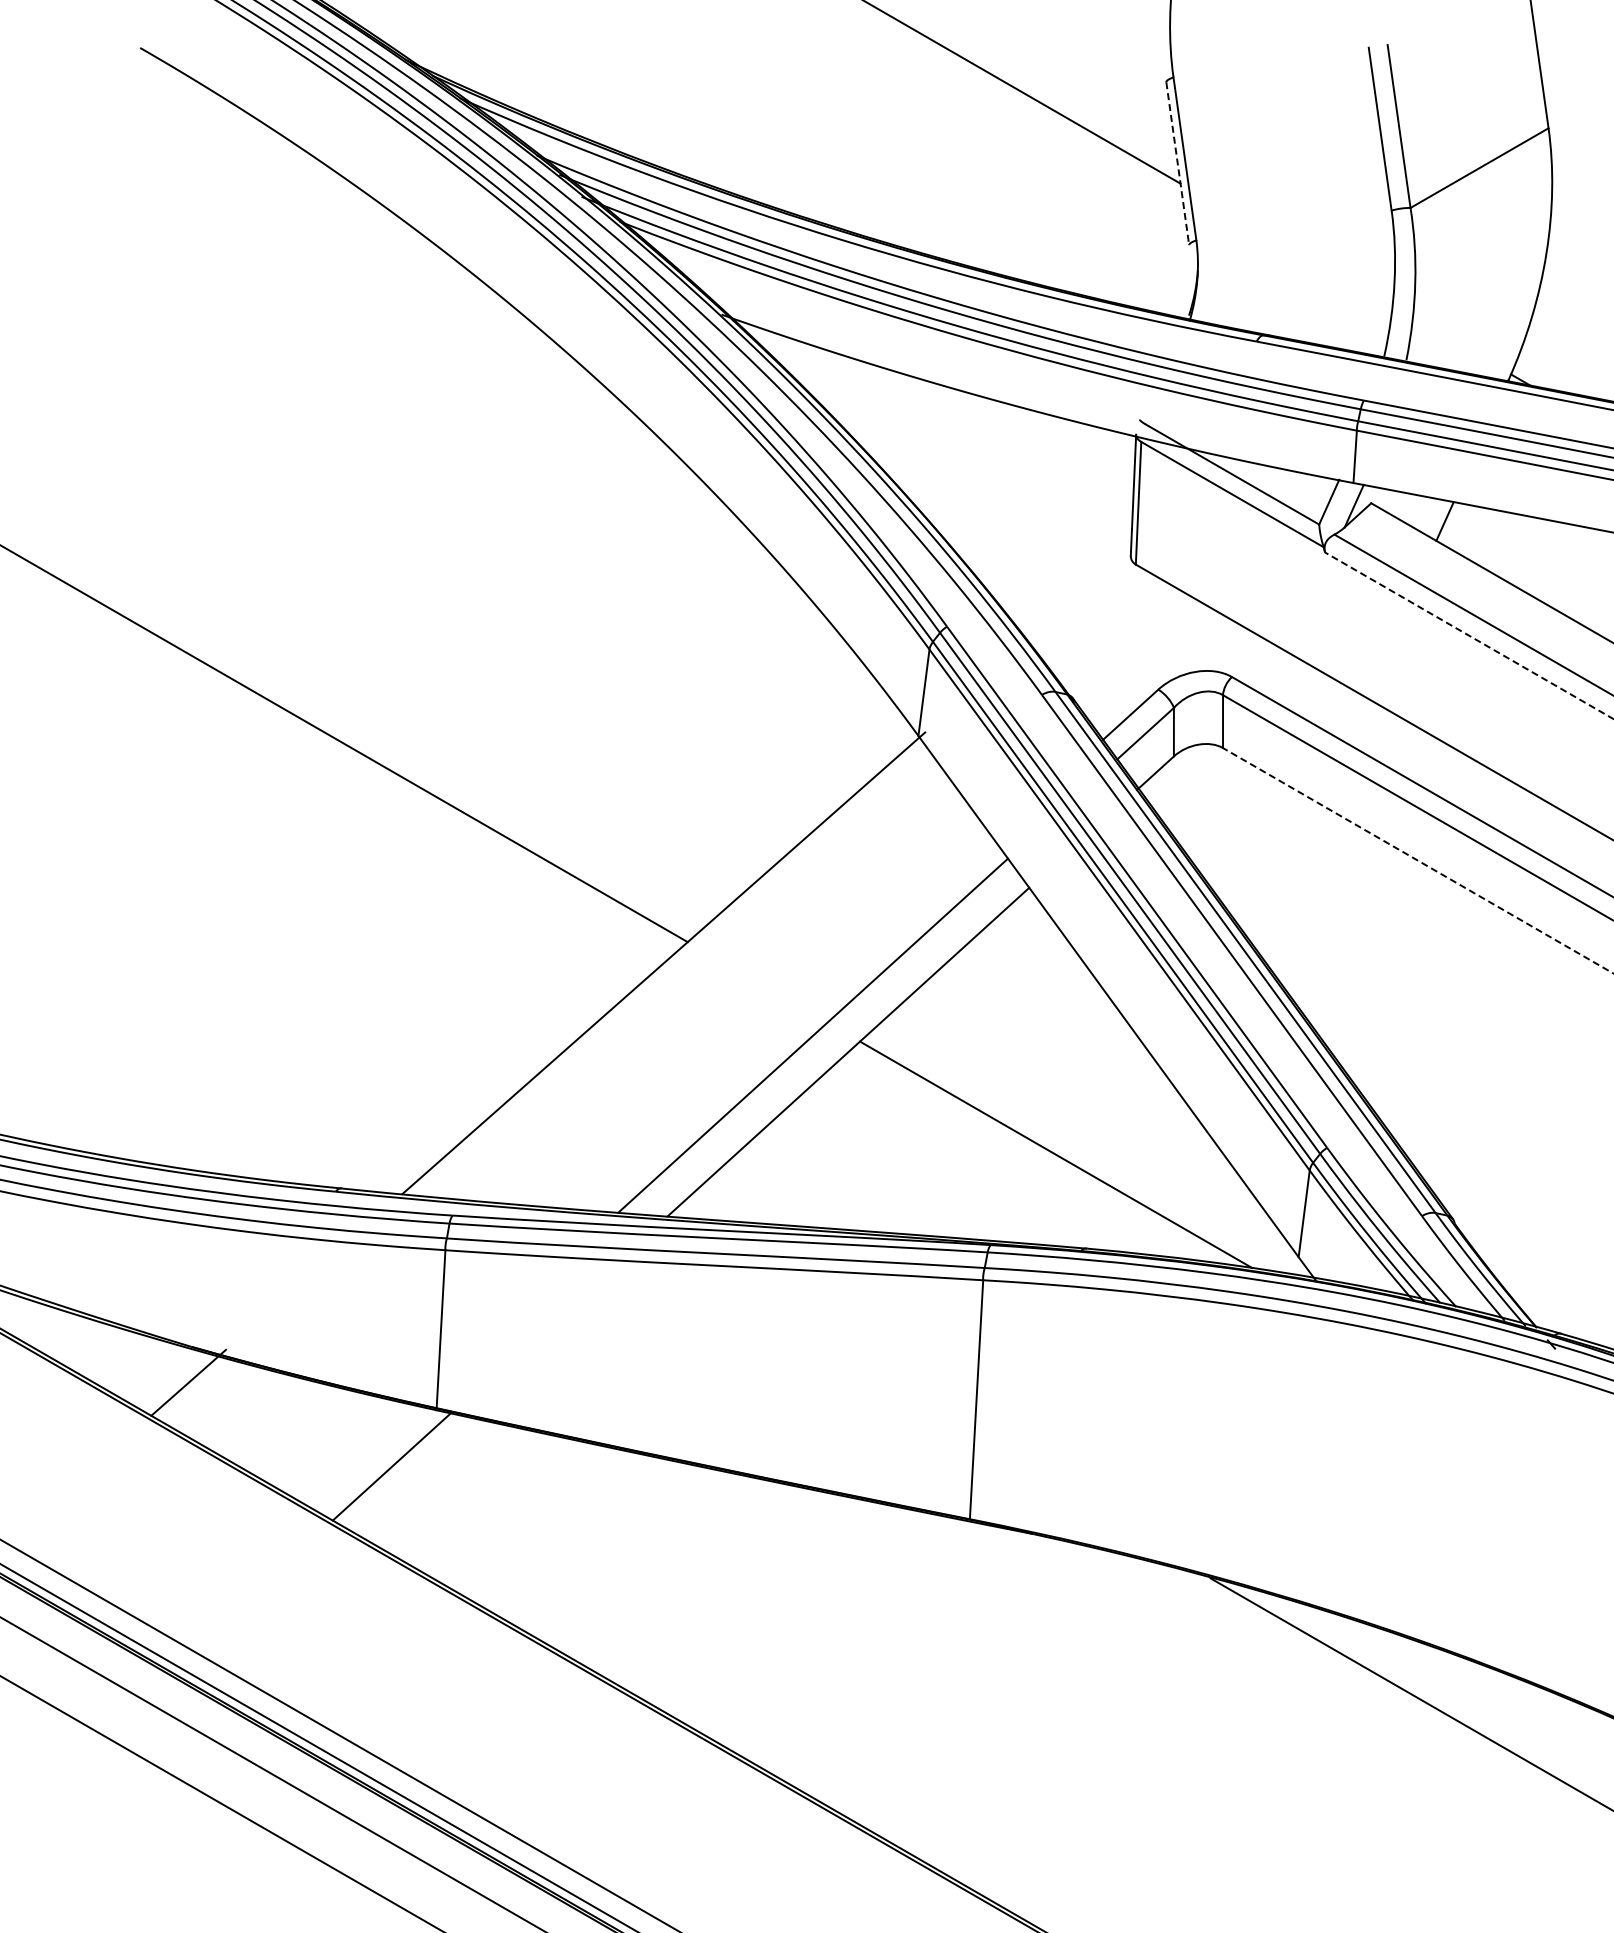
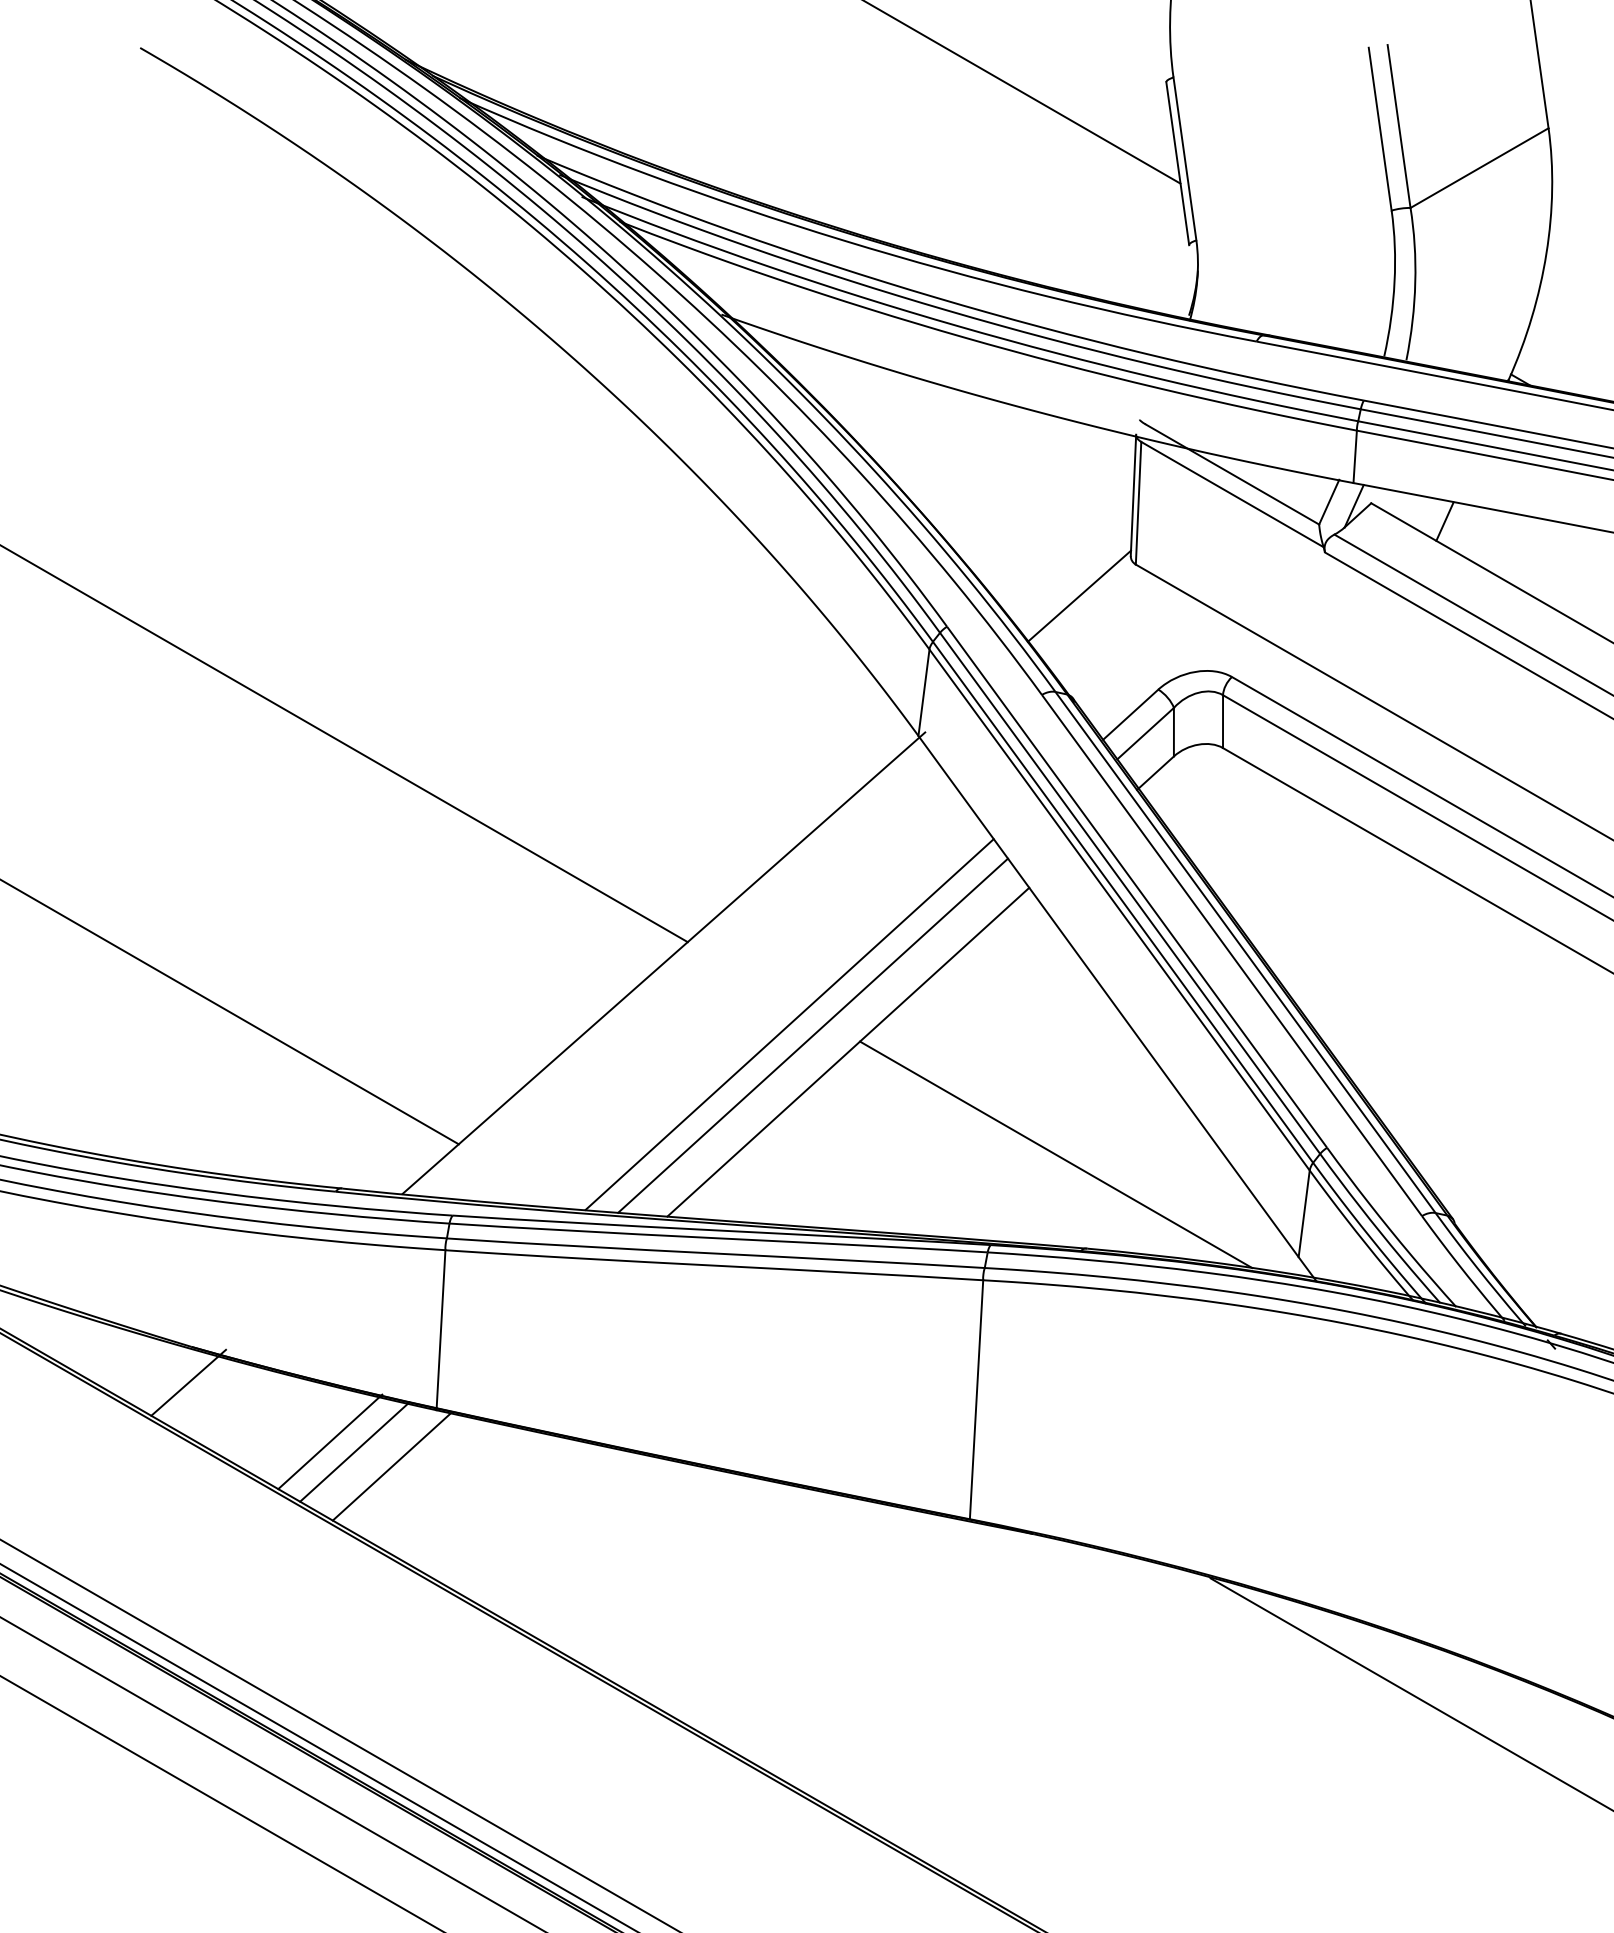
line: dashed -> solid (1177, 164)
line: none -> present (1079, 595)
line: dashed -> solid (1468, 635)
line: dashed -> solid (1417, 860)
line: none -> present (230, 1012)
line: none -> present (789, 1024)
line: none -> present (330, 1441)
line: none -> present (354, 1451)
